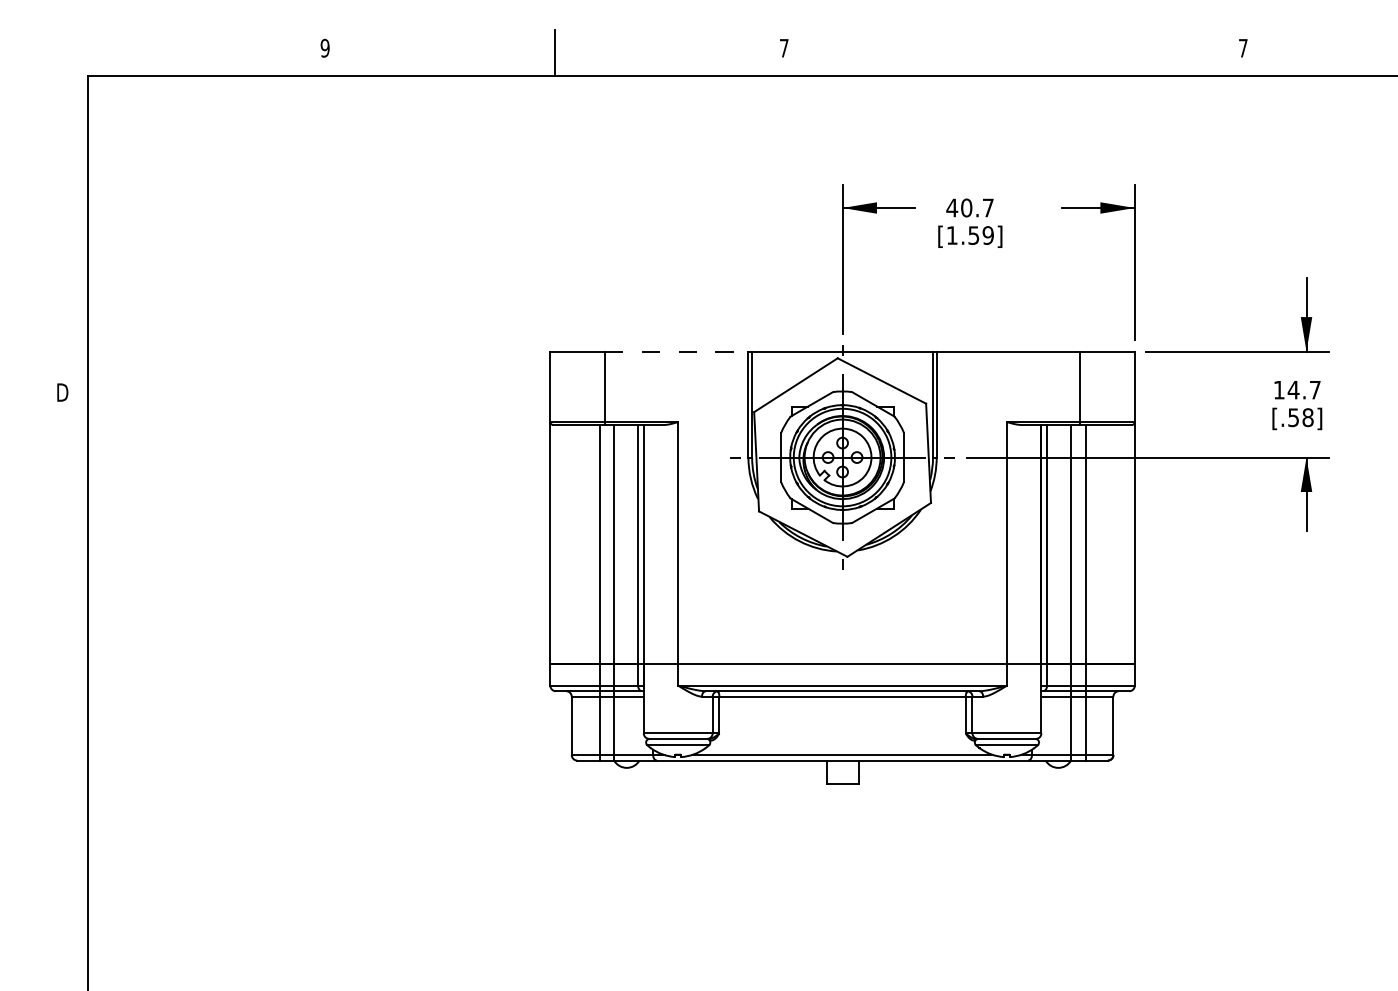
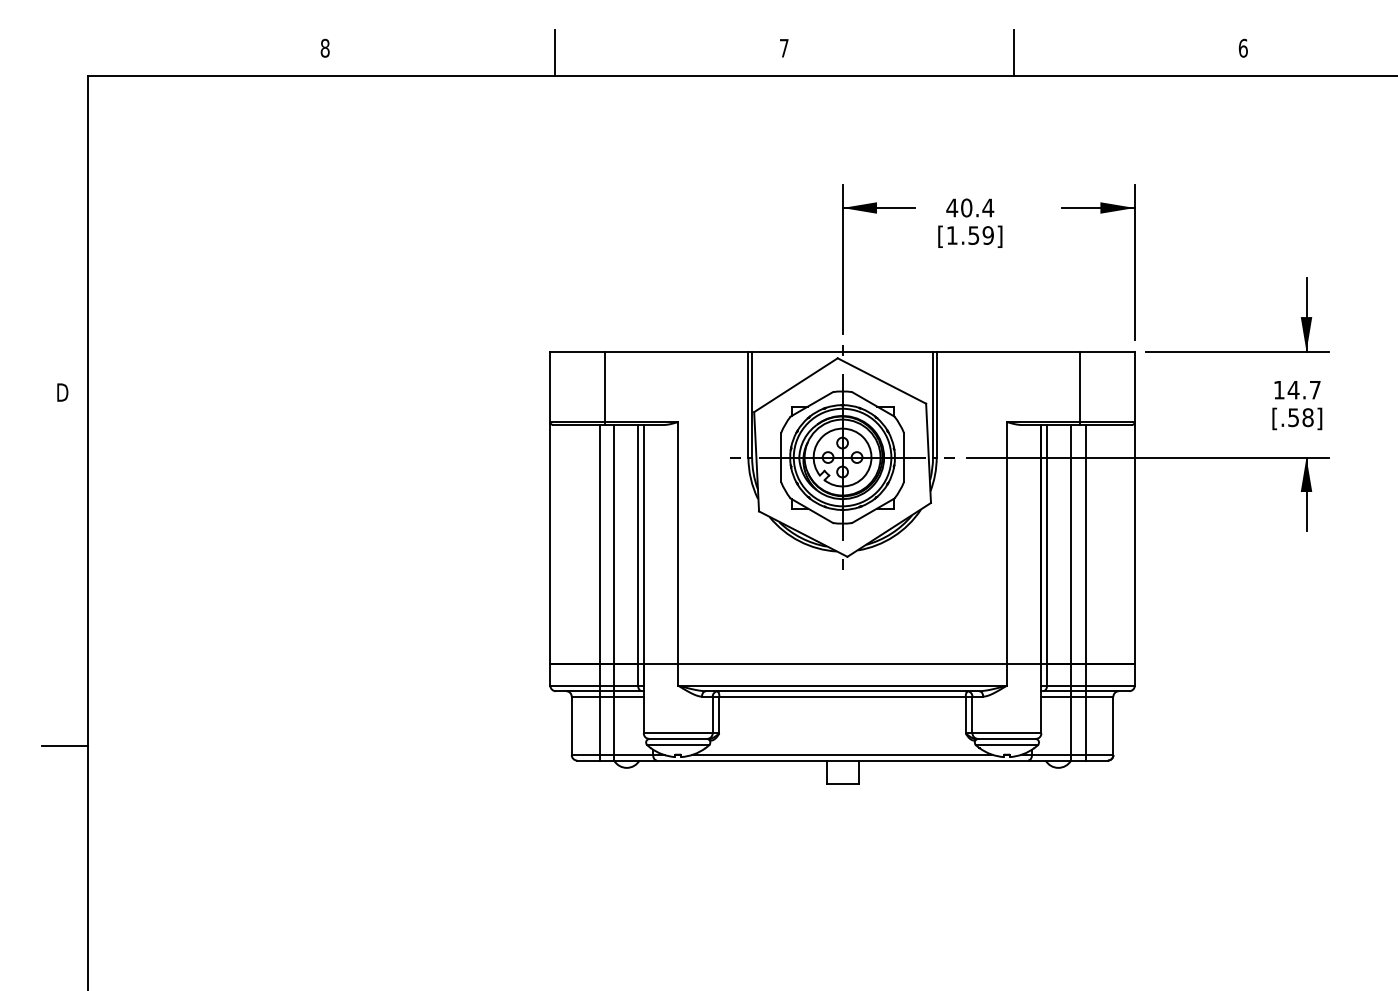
text: 7 -> 6 (1242, 47)
text: 9 -> 8 (324, 48)
line: none -> present (1013, 52)
text: 40.7 -> 40.4 (988, 207)
line: dashed -> solid (676, 351)
line: none -> present (64, 746)
